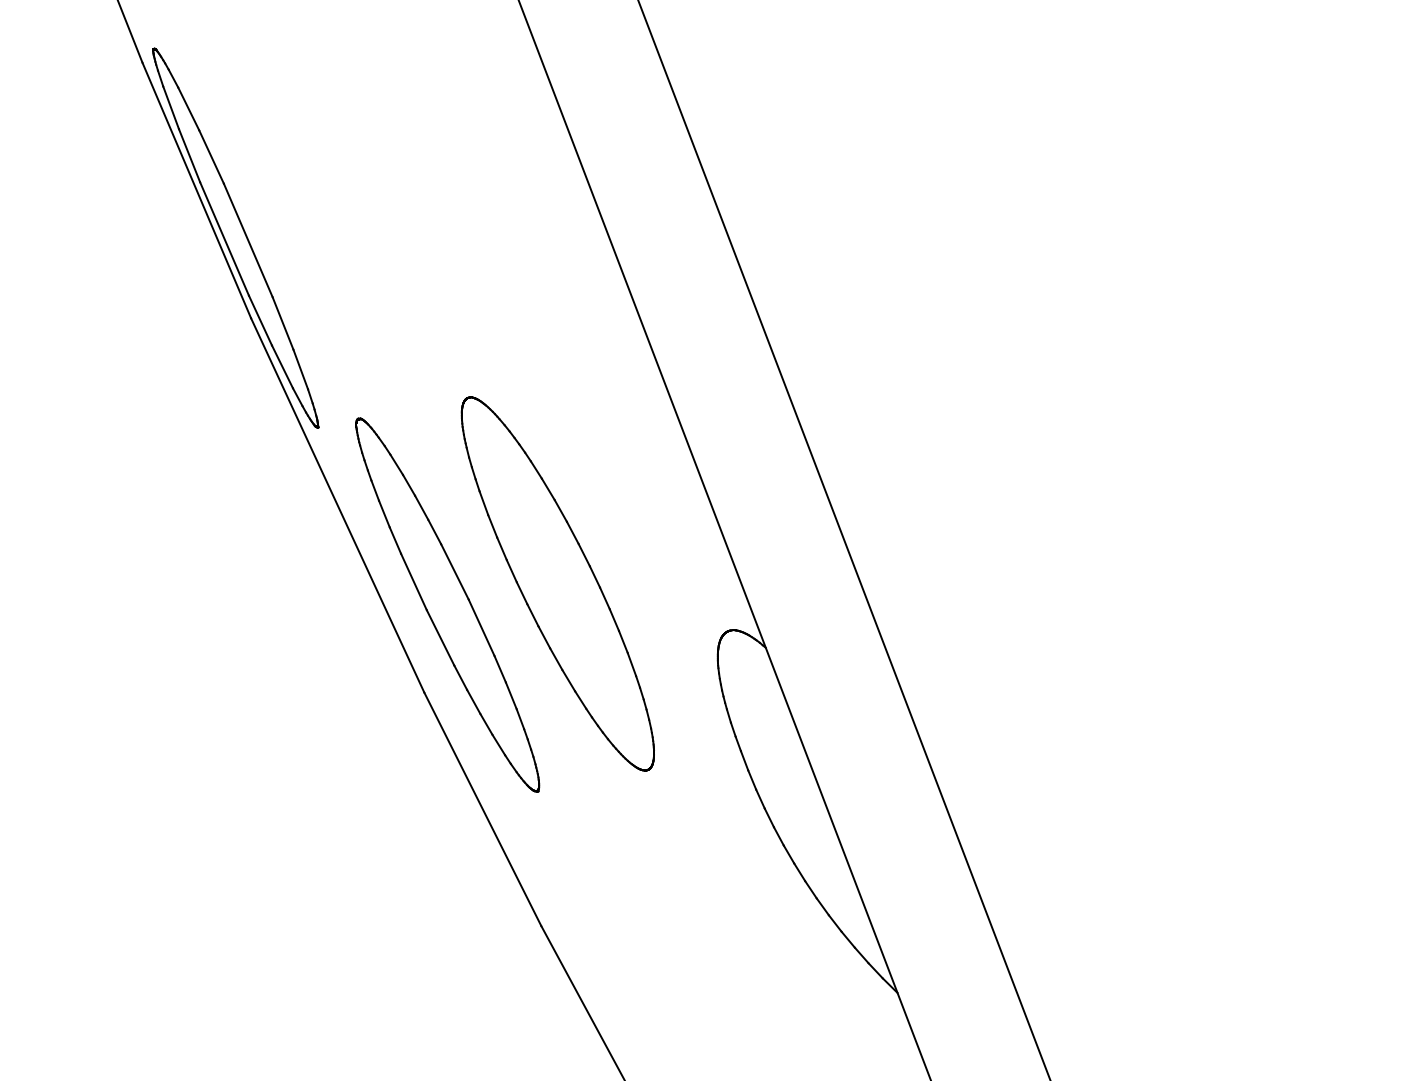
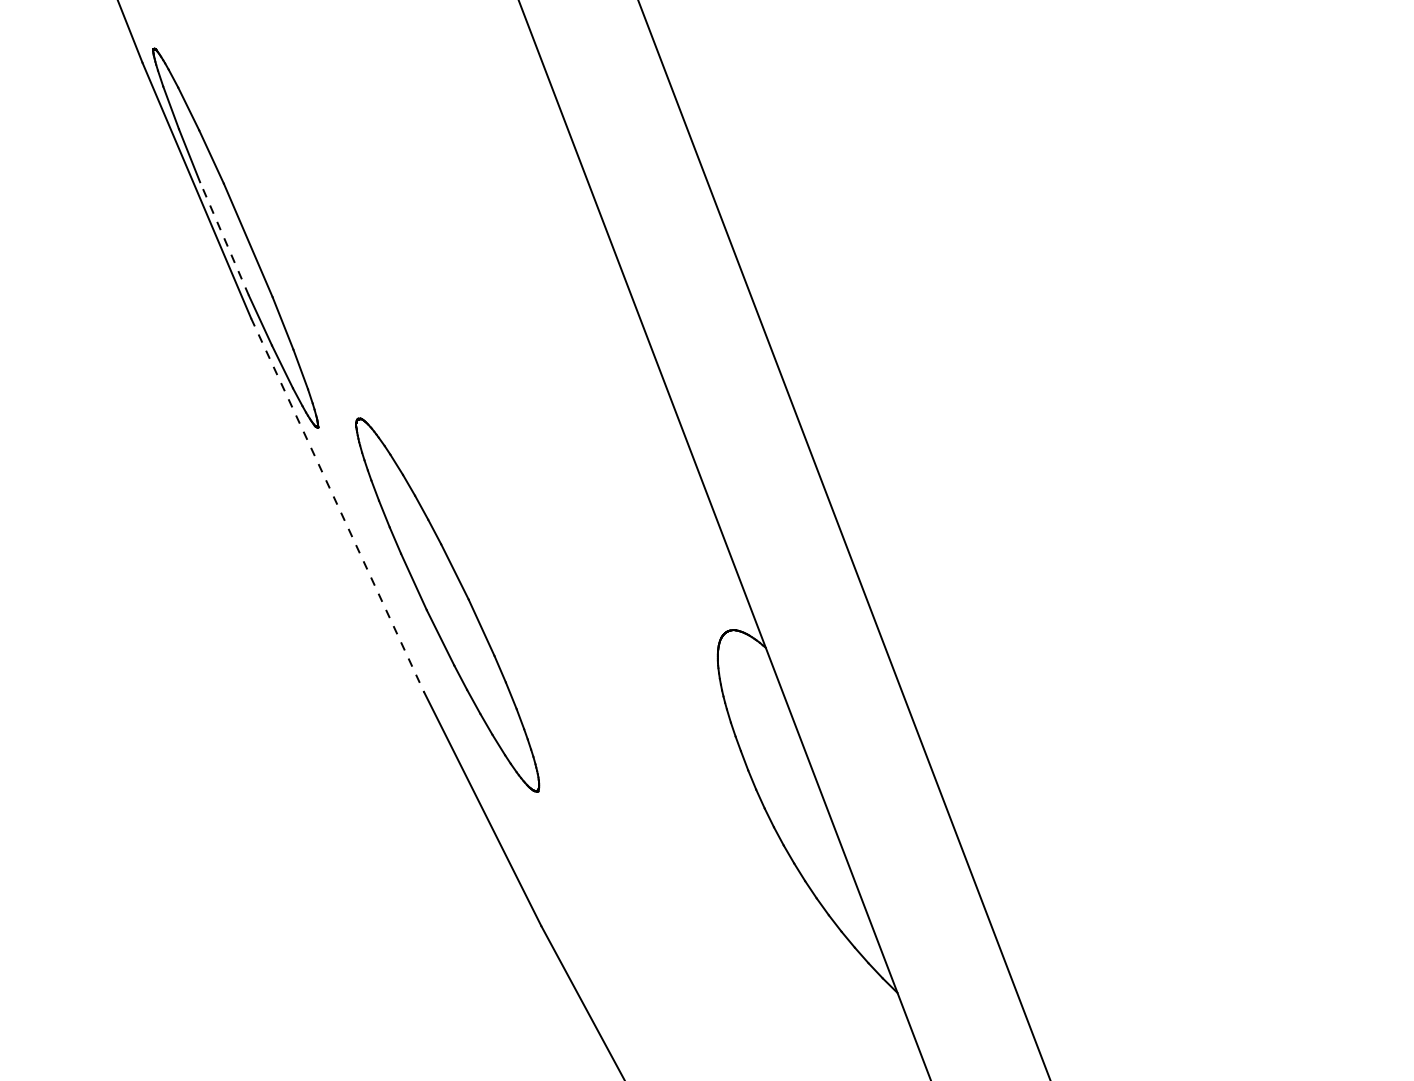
line: solid -> dashed (224, 238)
line: solid -> dashed (337, 505)
part: present -> none (557, 583)
